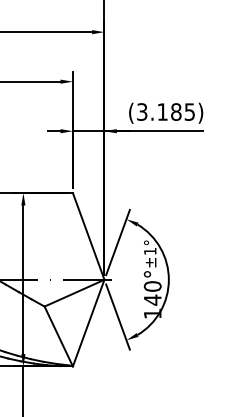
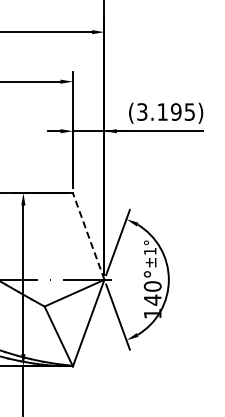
text: (3.185) -> (3.195) (176, 111)
line: solid -> dashed (88, 235)
